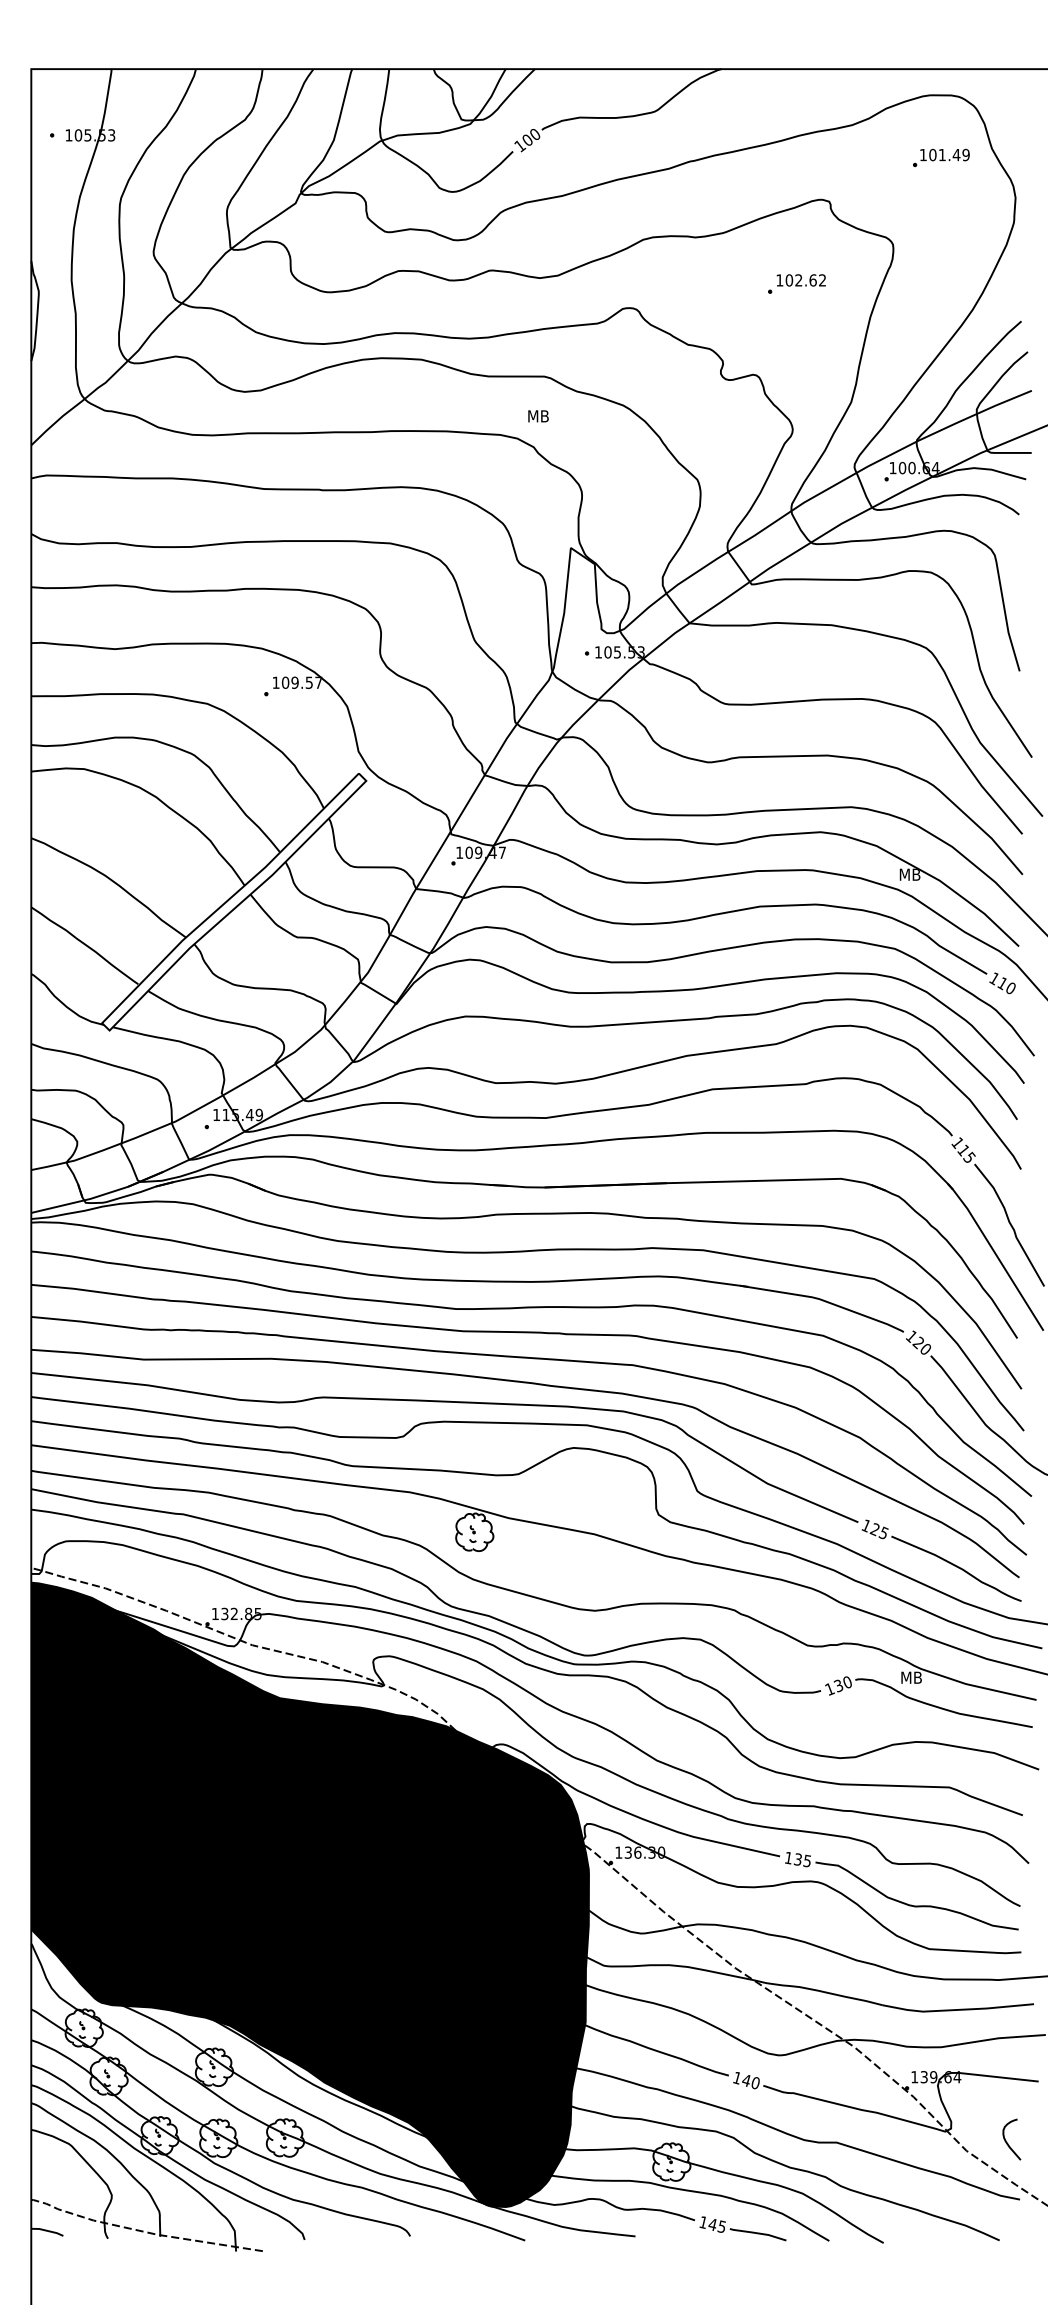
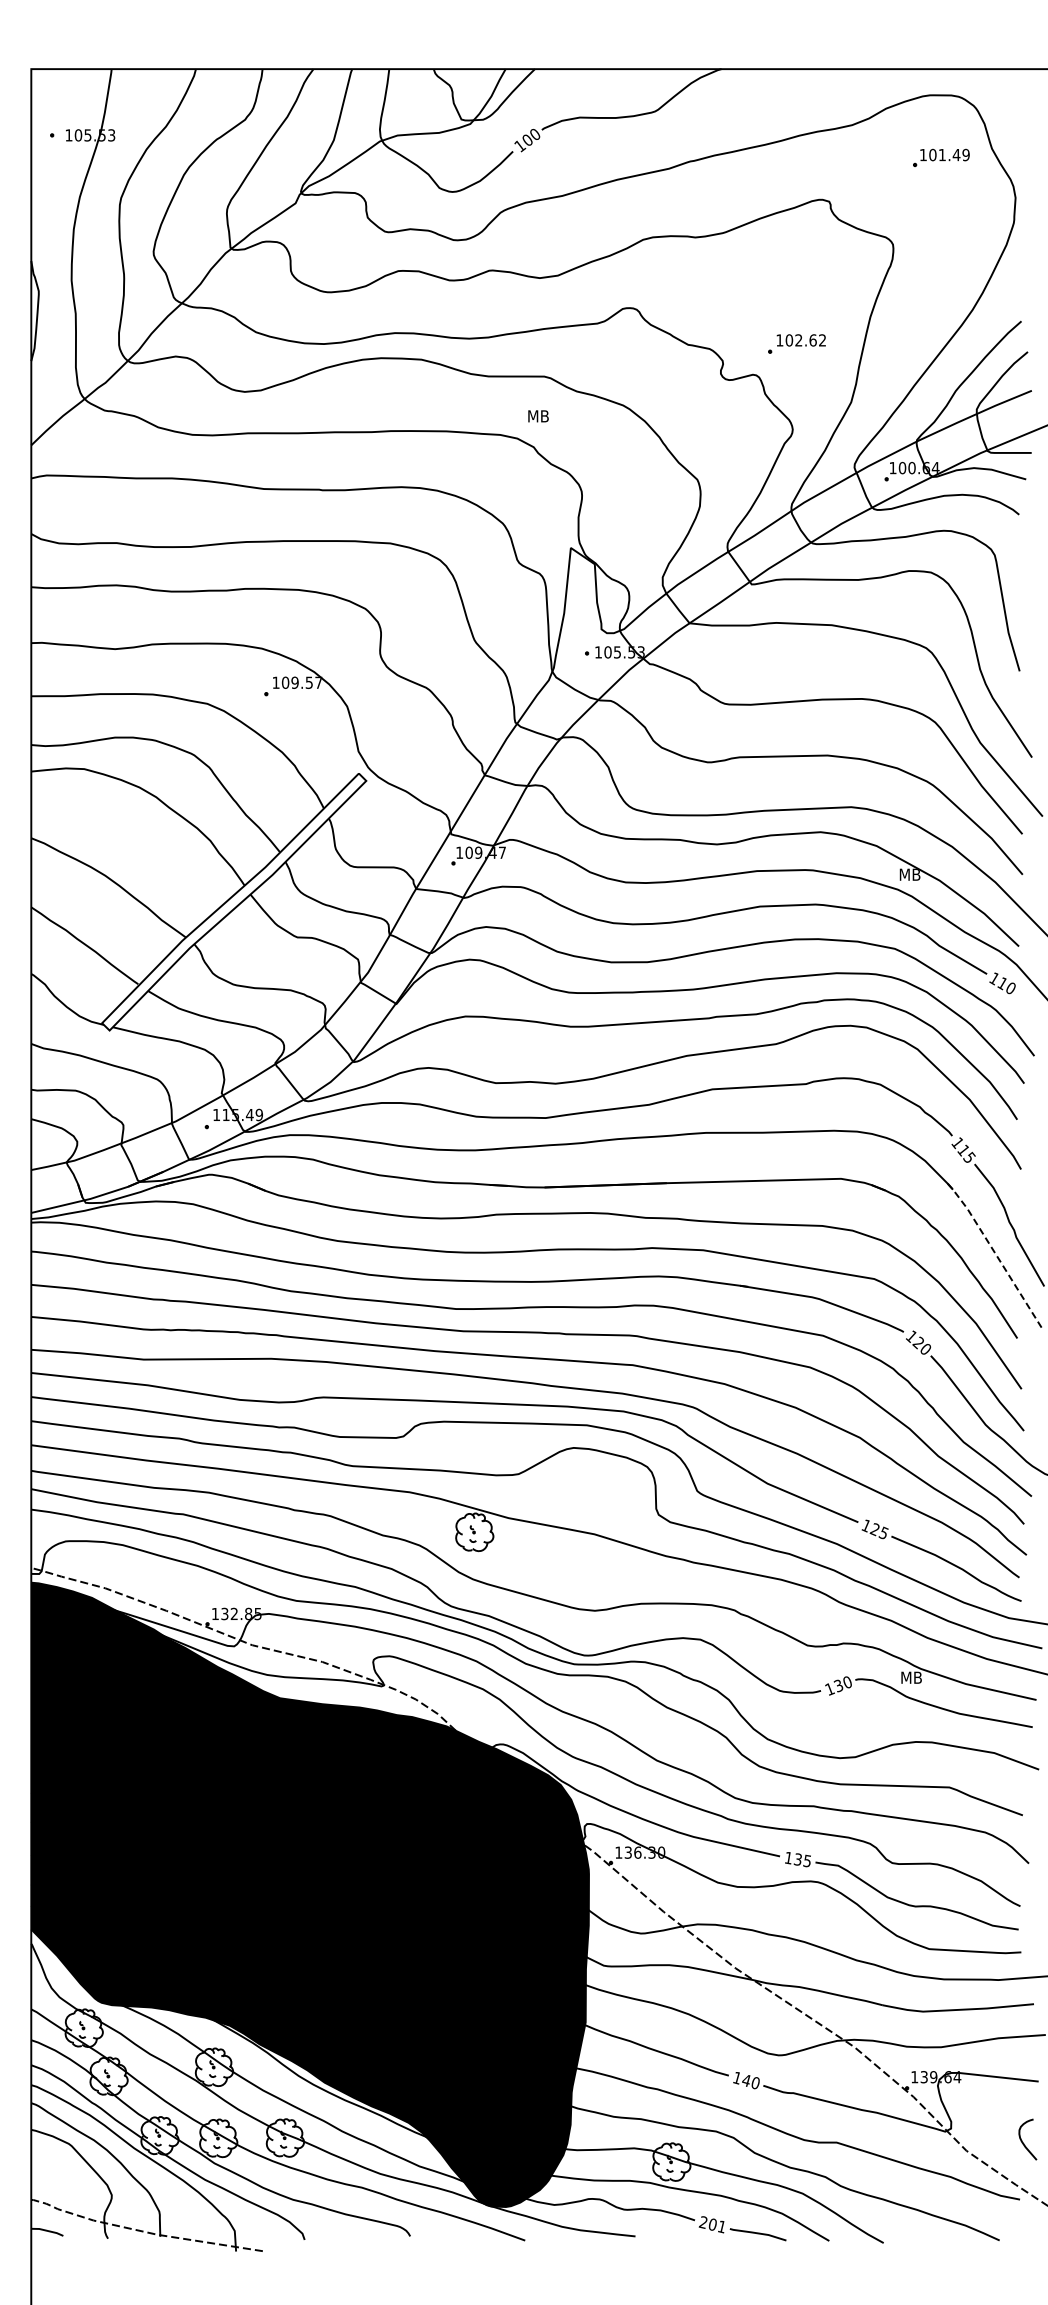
part position: (796, 283) -> (796, 343) (796, 343)
line: solid -> dashed (996, 1255)
curve position: (1007, 2142) -> (1023, 2142) (1023, 2142)
text: 145 -> 201 (711, 2224)
